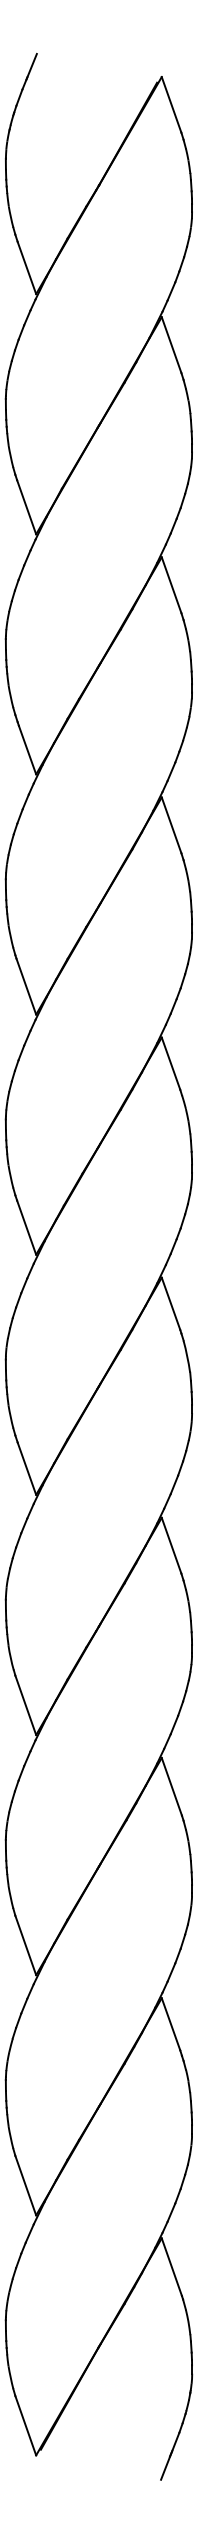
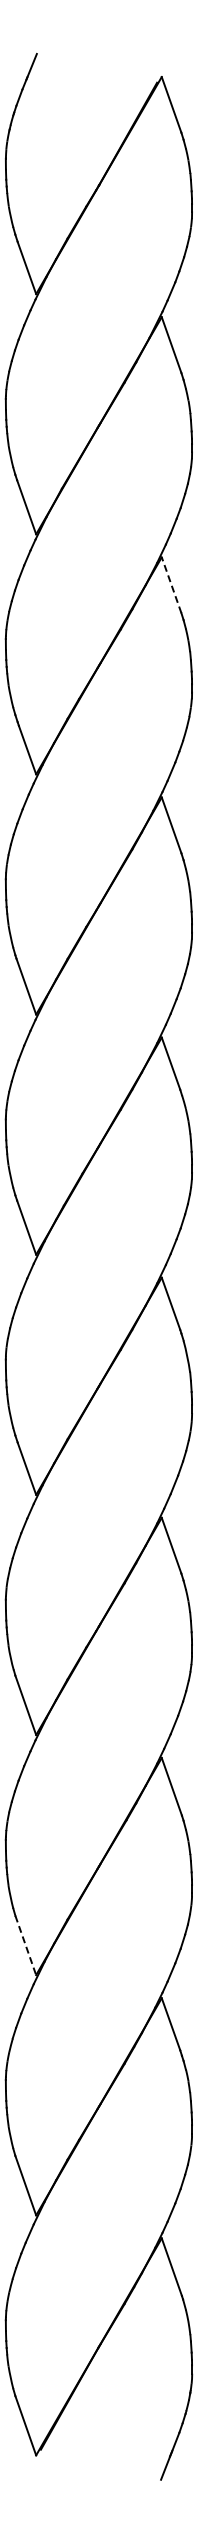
line: solid -> dashed (171, 585)
line: solid -> dashed (25, 1945)
